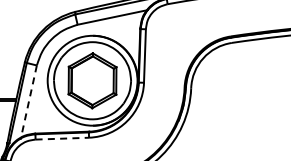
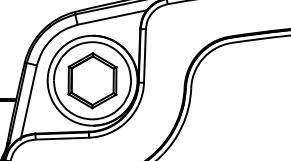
line: dashed -> solid (28, 102)
line: dashed -> solid (62, 138)
